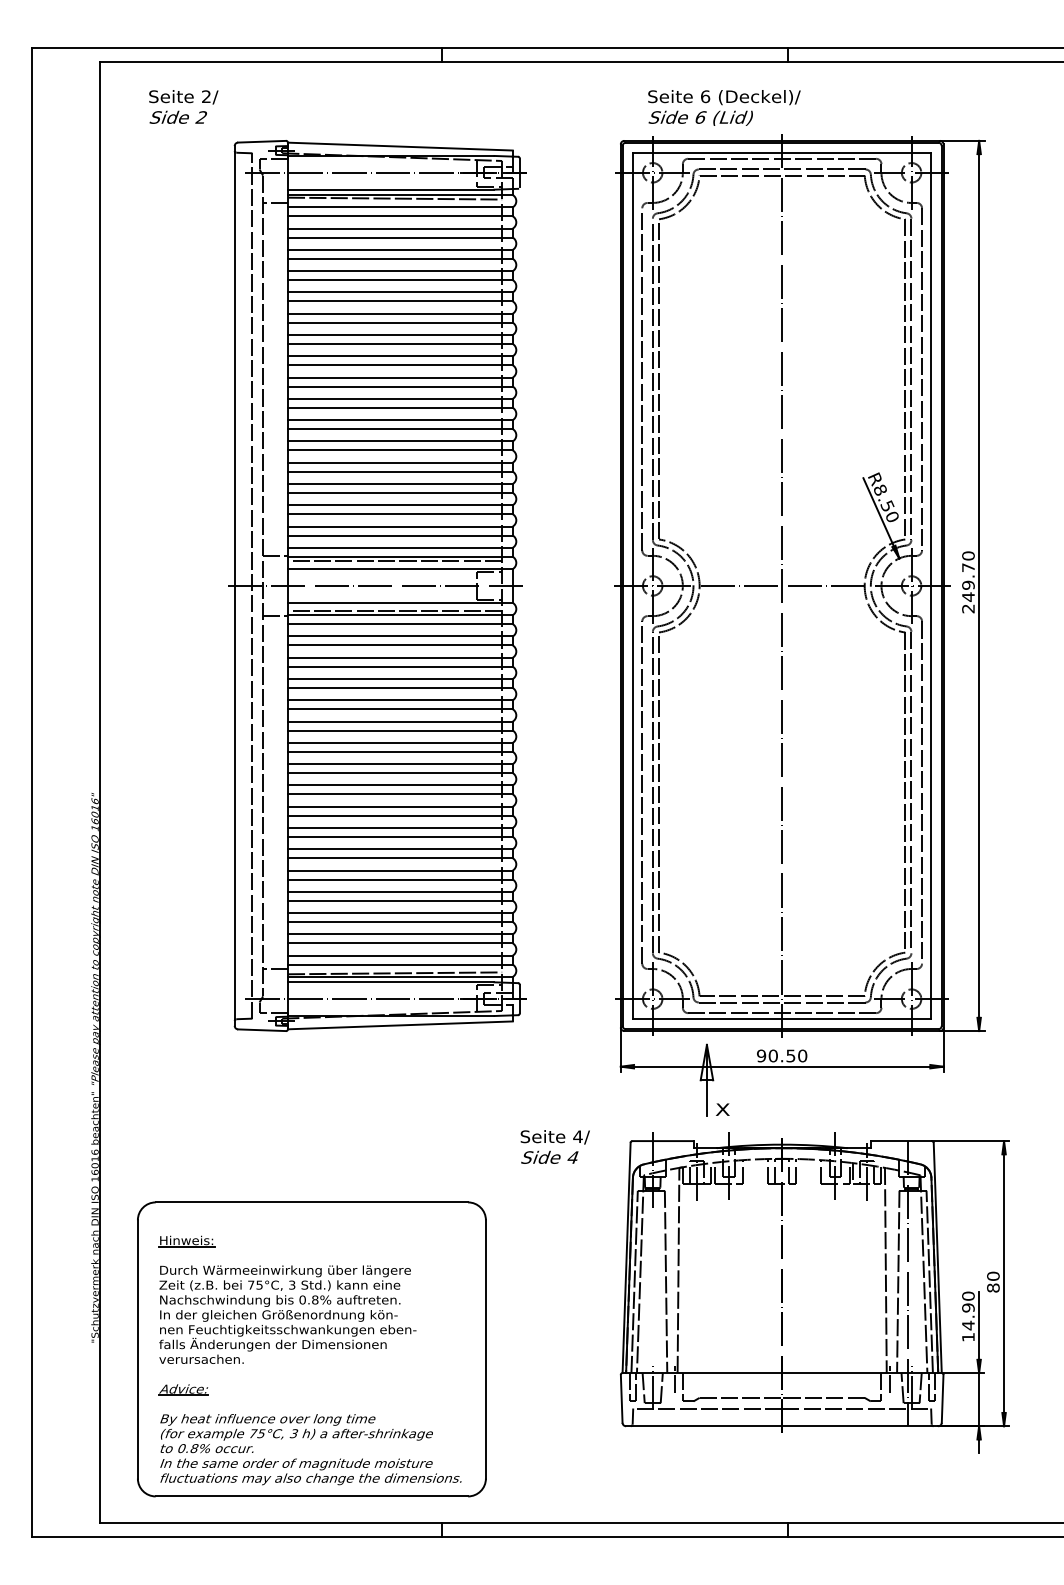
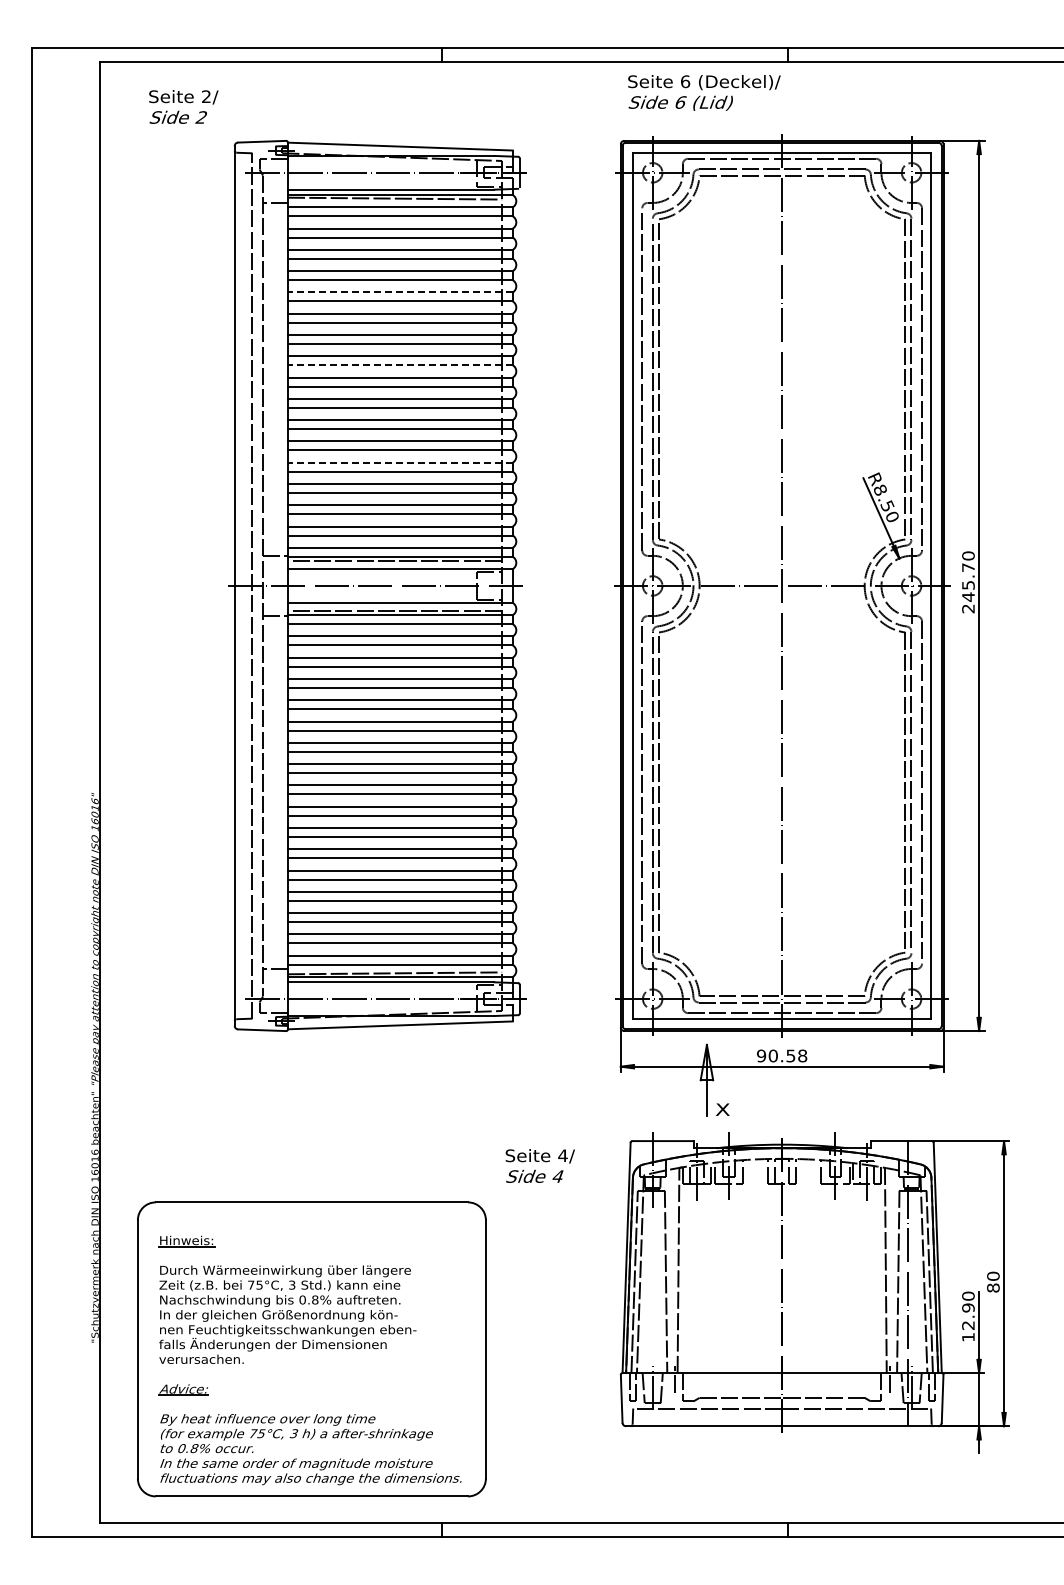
text position: (724, 107) -> (704, 92) (704, 92)
line: solid -> dashed (399, 292)
line: solid -> dashed (399, 365)
line: solid -> dashed (399, 462)
text: 249.70 -> 245.70 (968, 584)
text: 90.50 -> 90.58 (802, 1055)
text position: (554, 1146) -> (539, 1165) (539, 1165)
text: 14.90 -> 12.90 (968, 1325)
